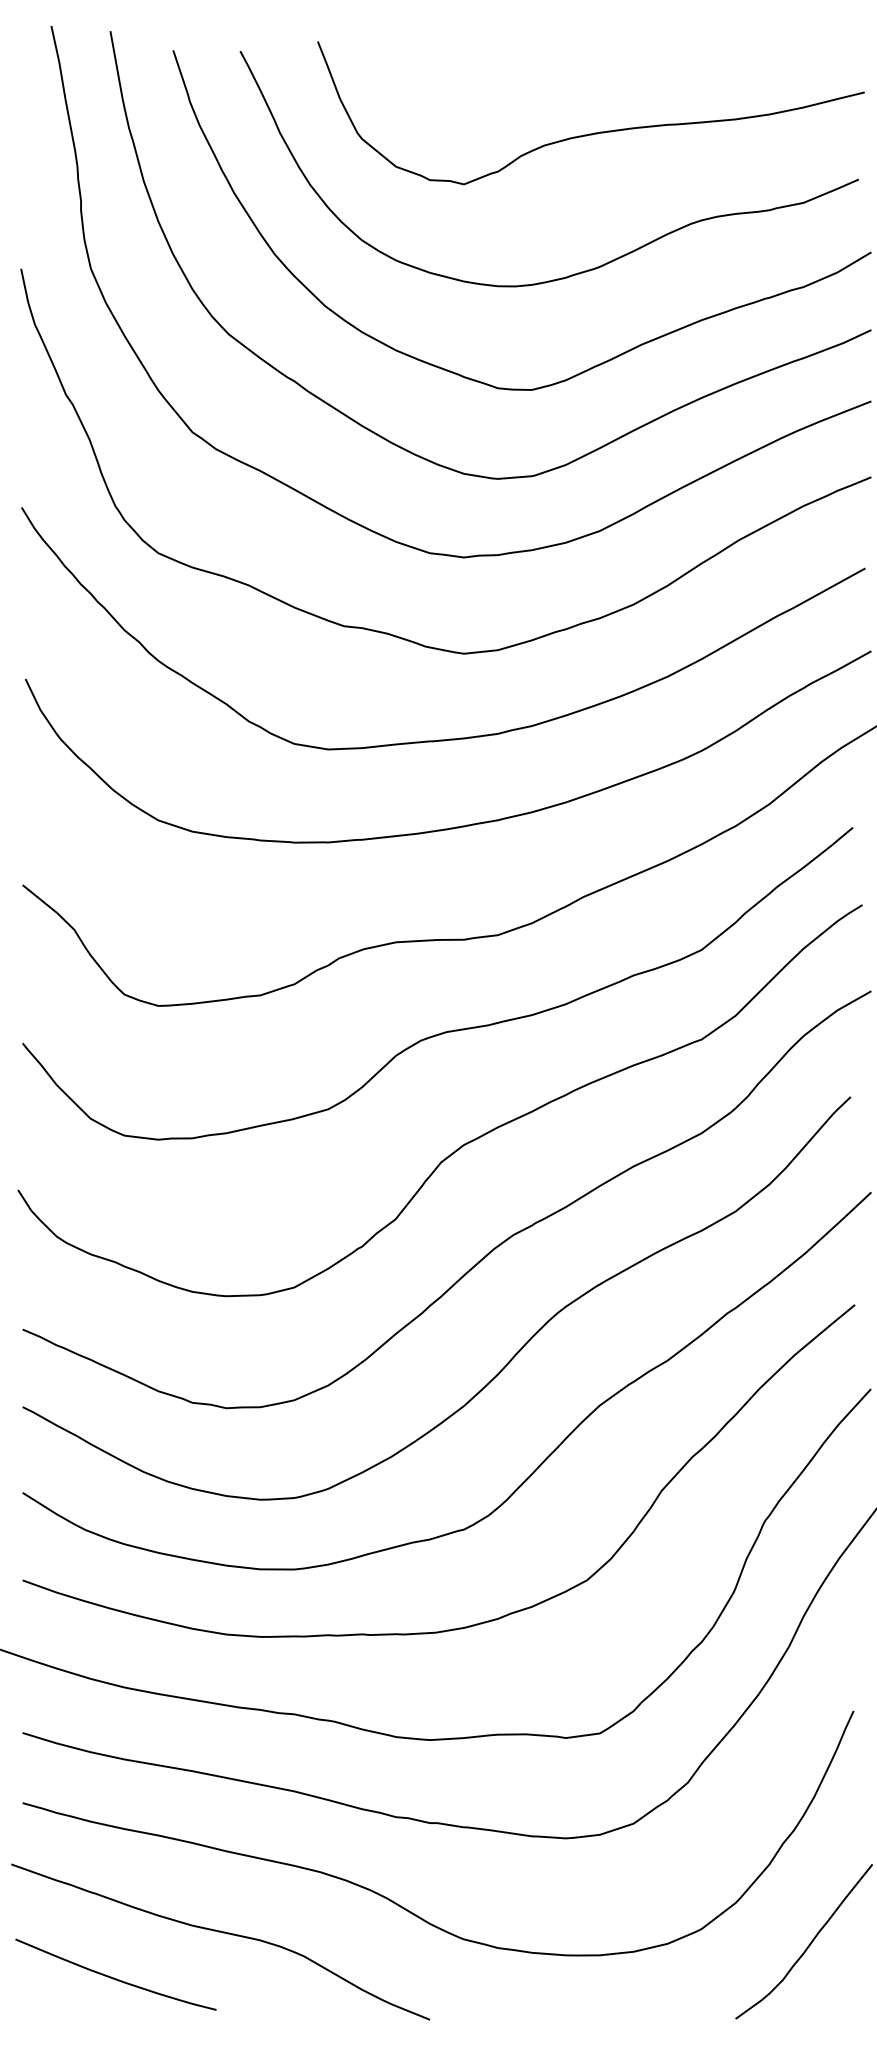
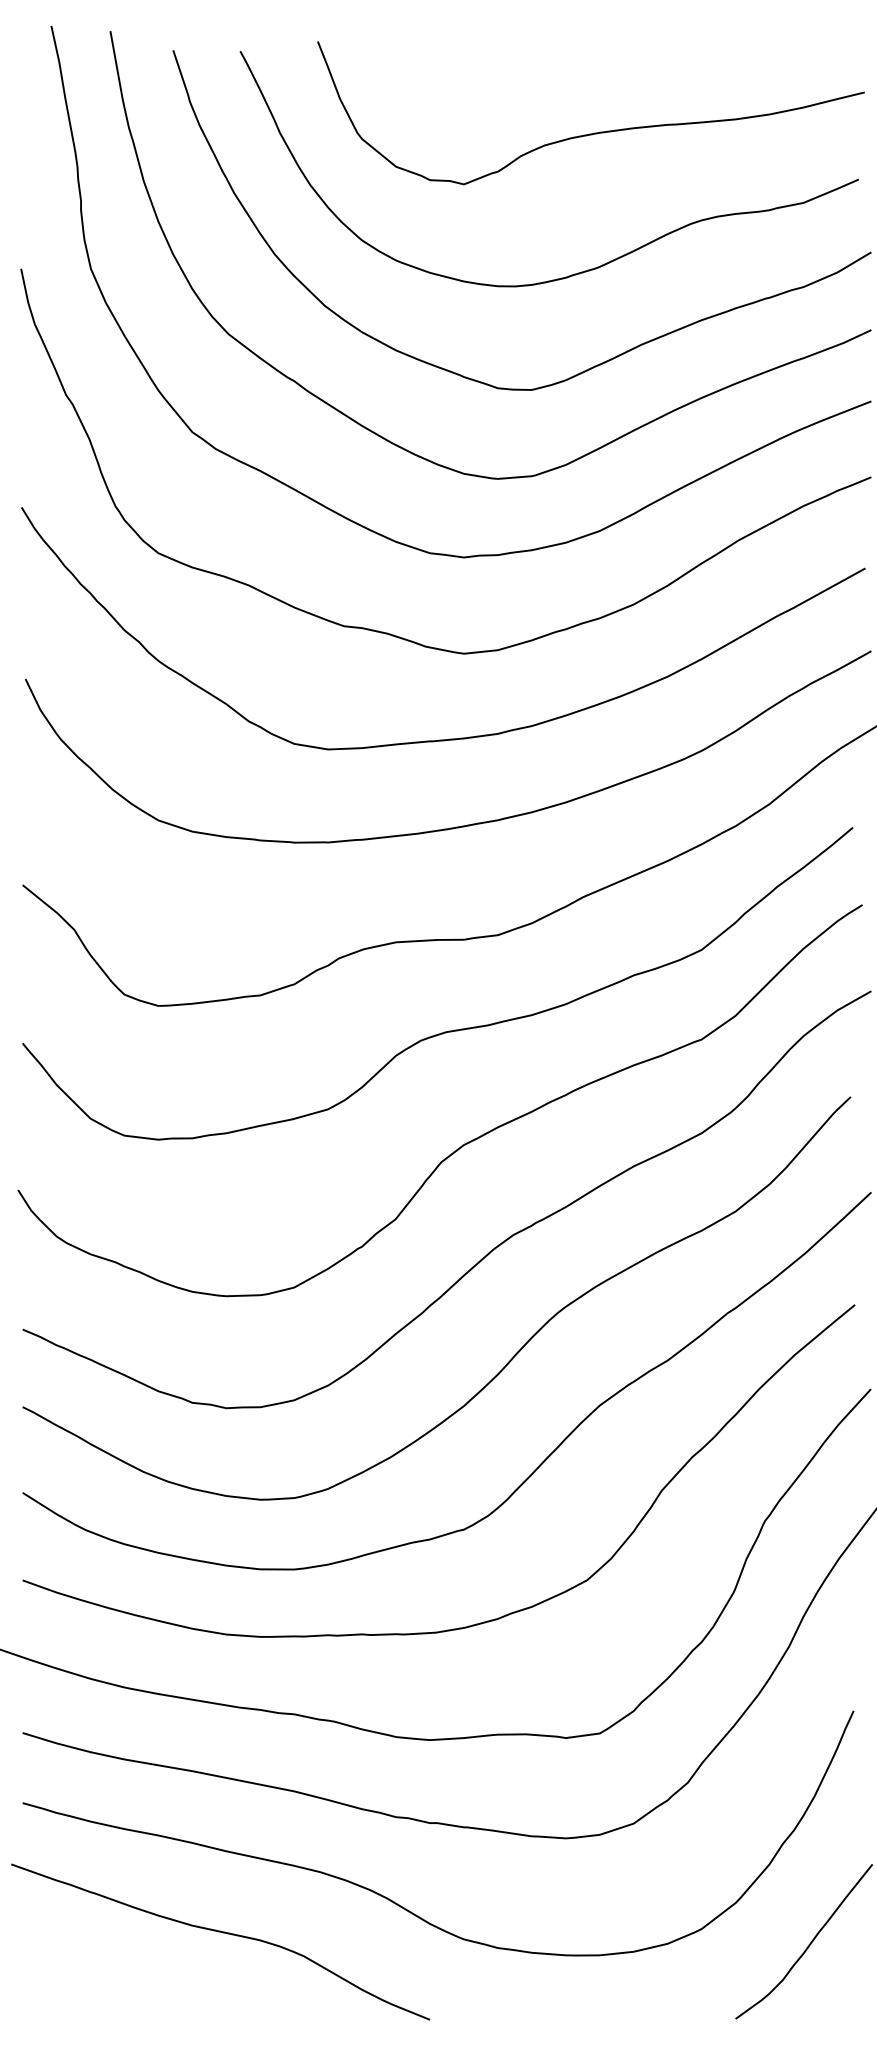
curve: present -> none (114, 1977)
